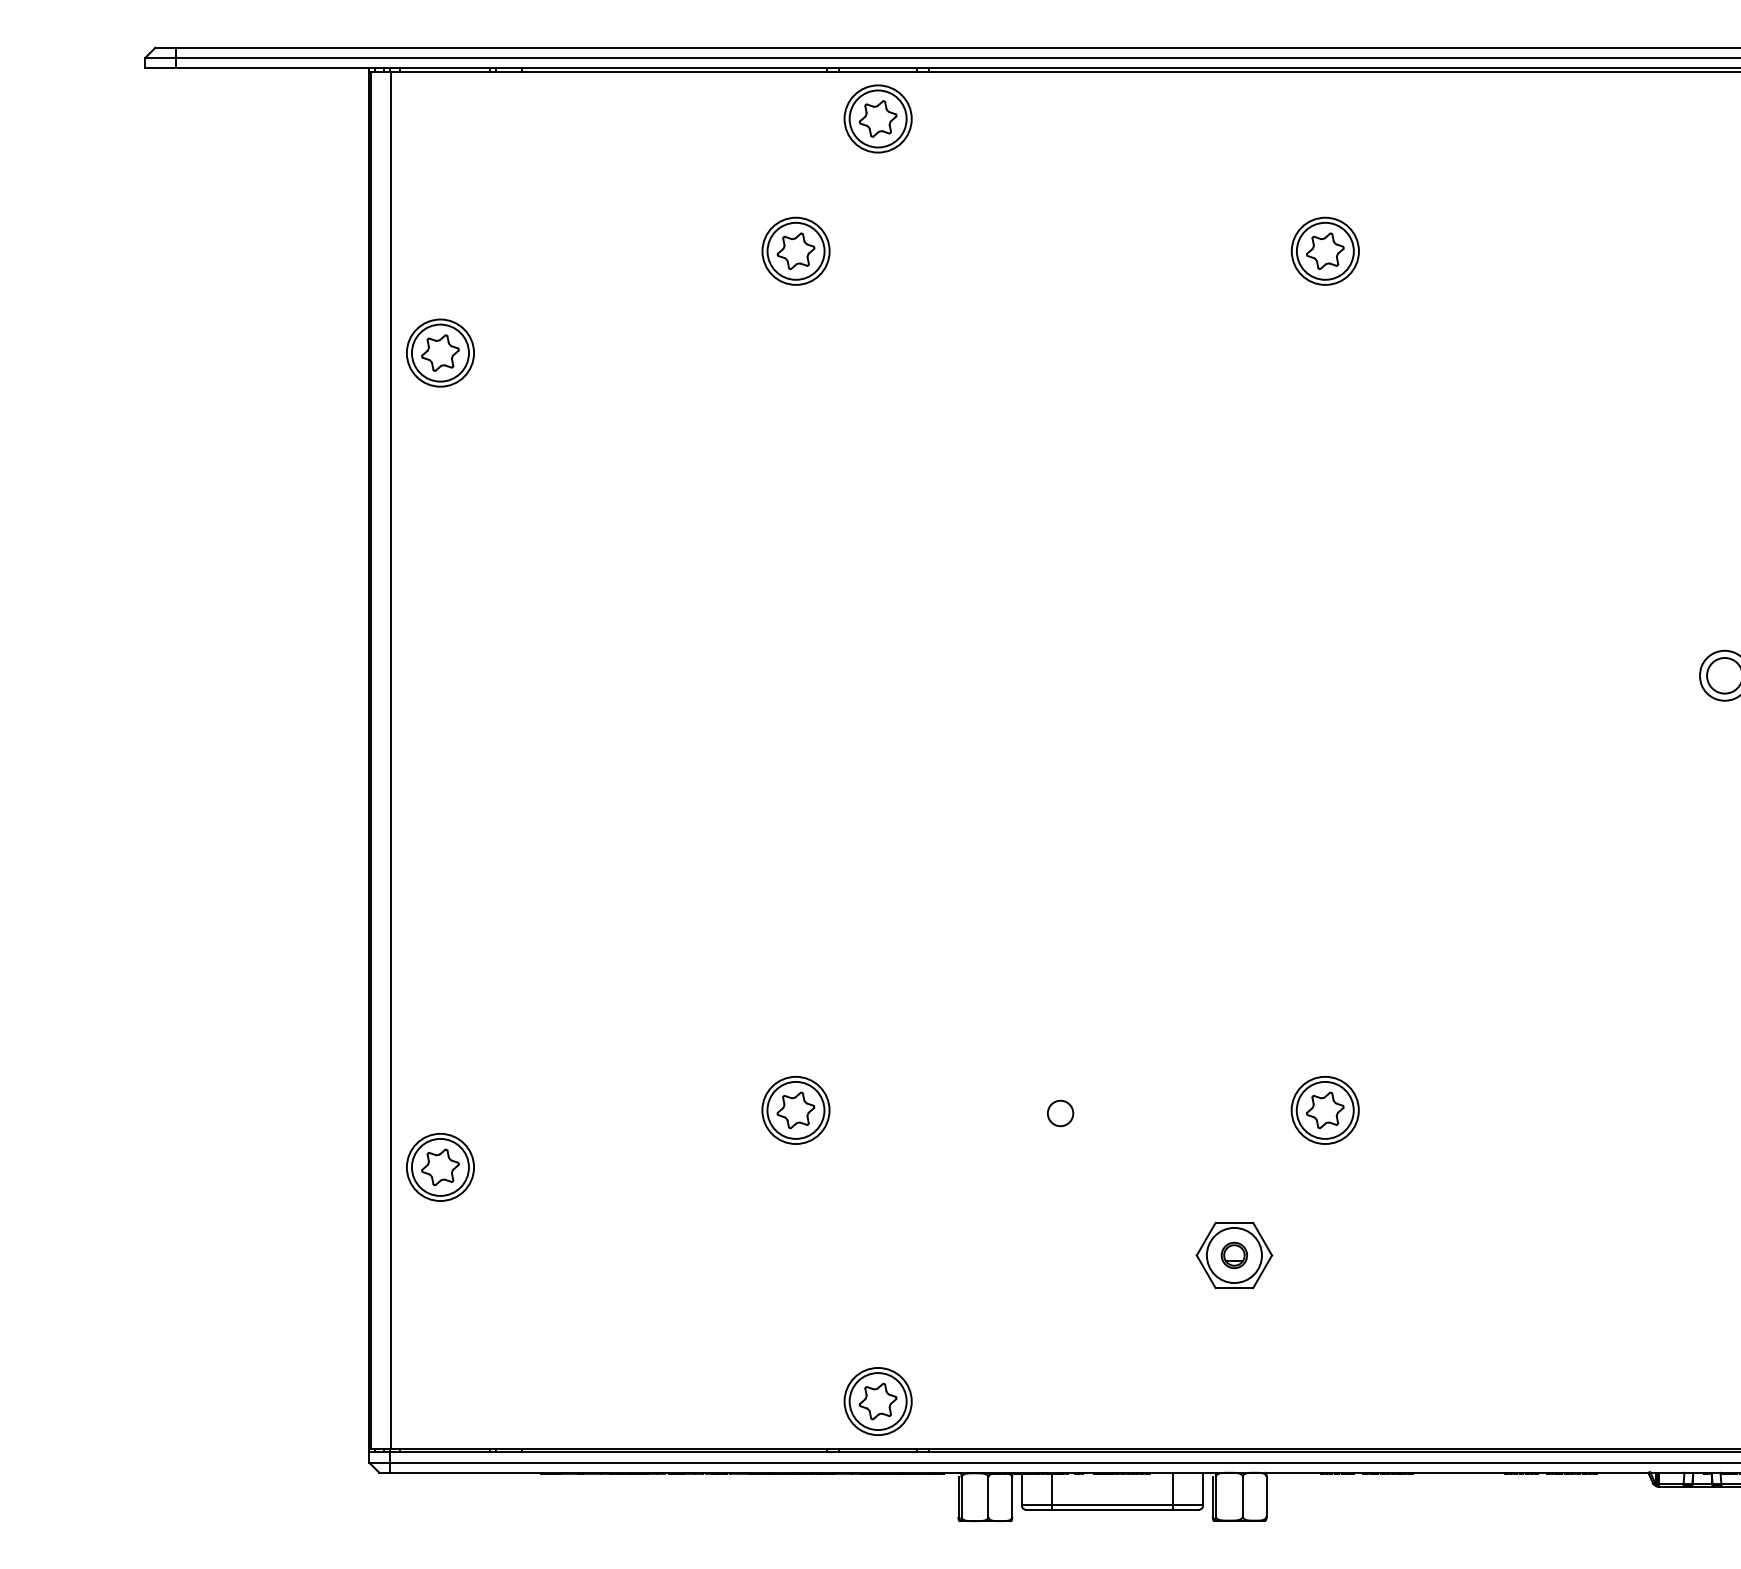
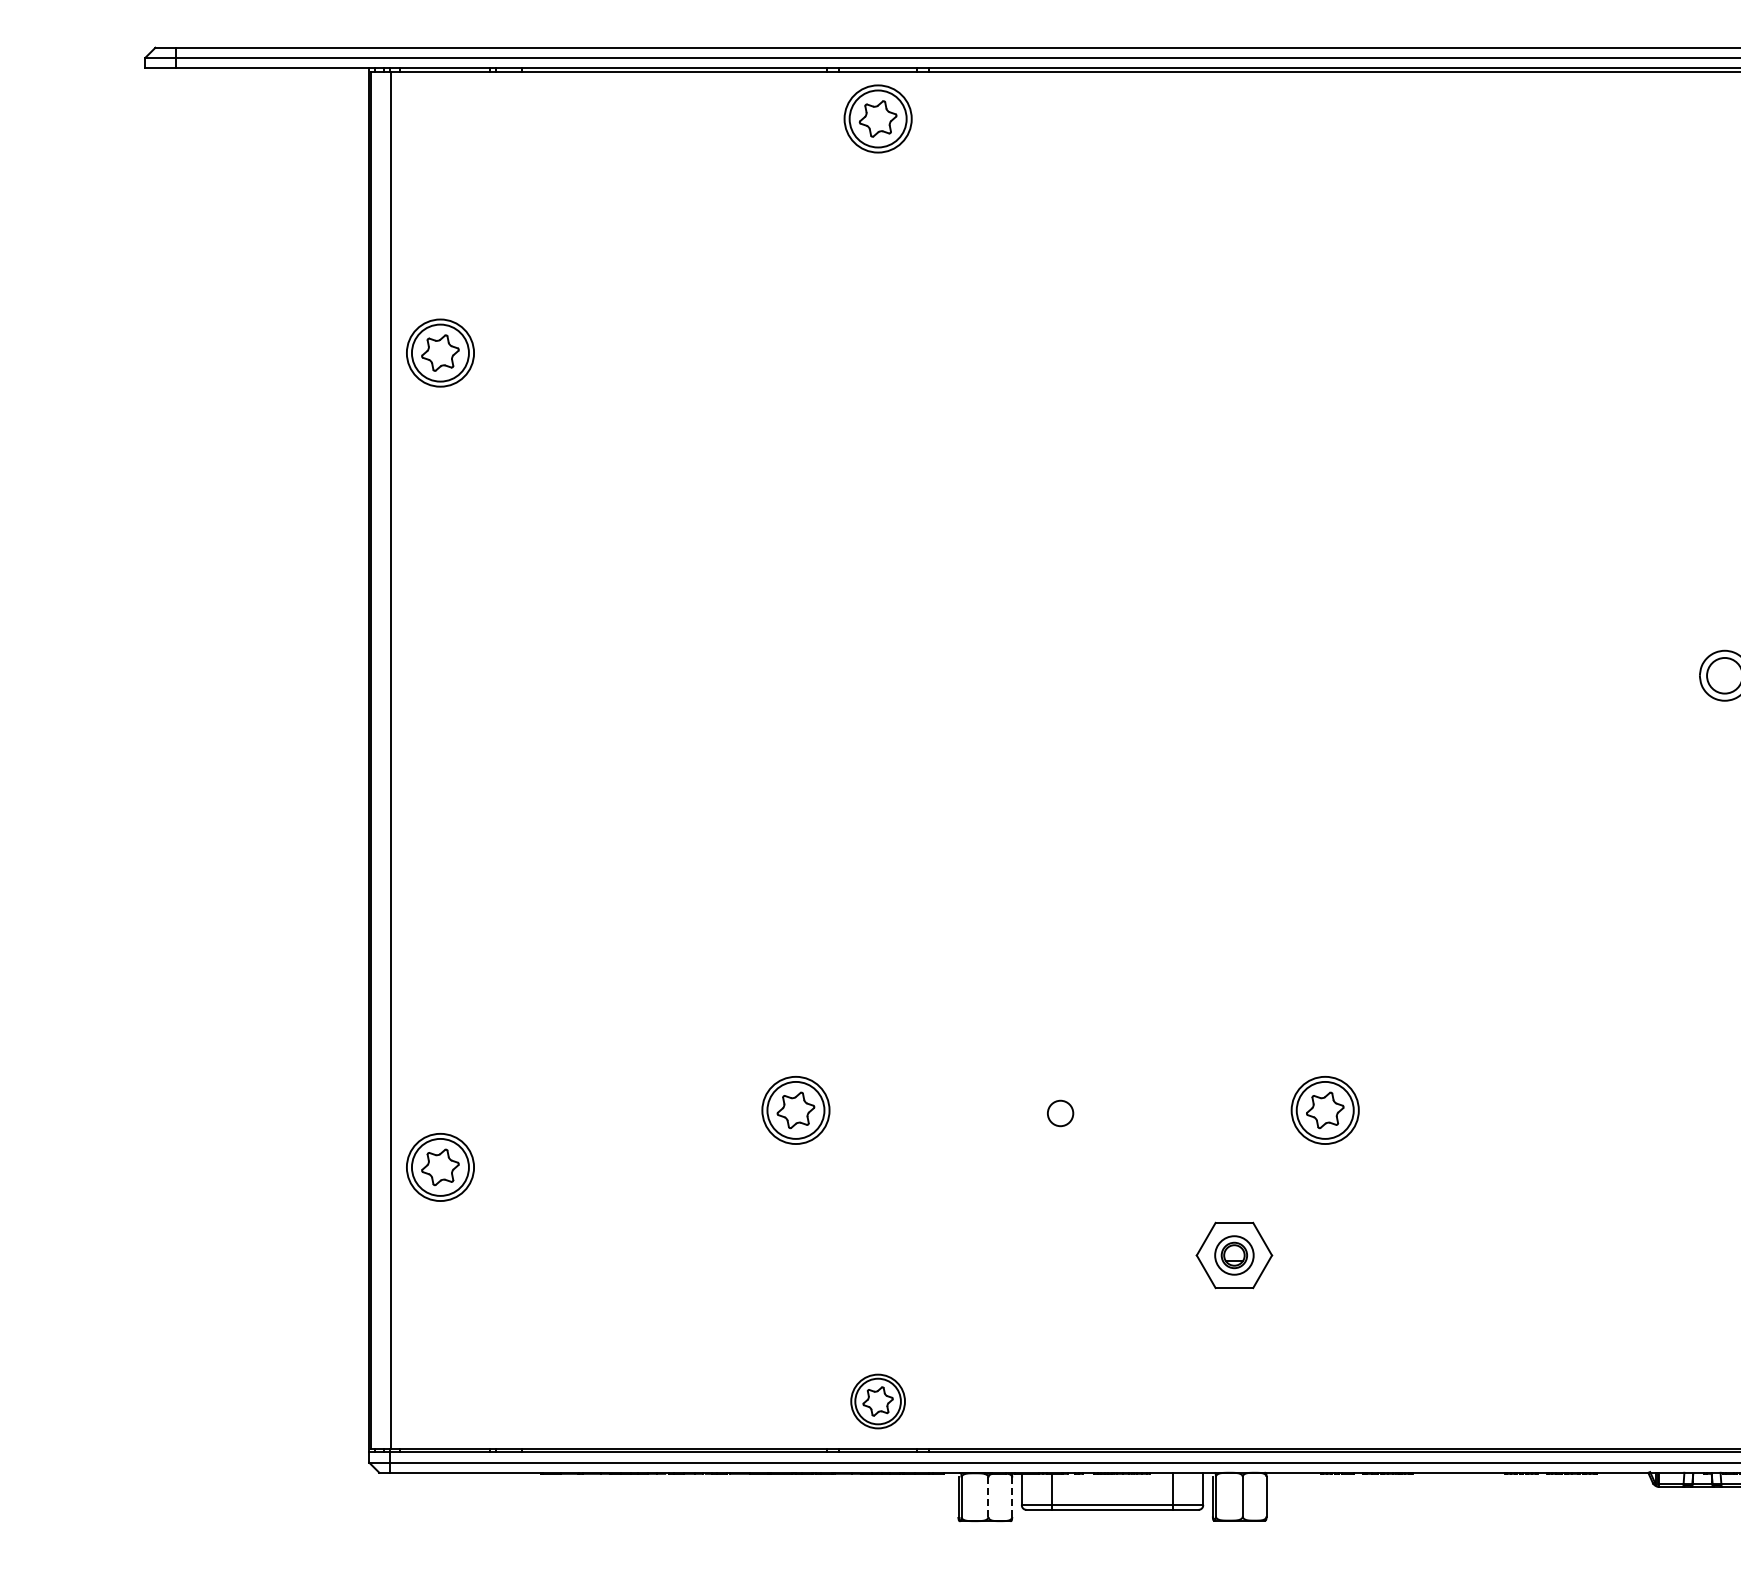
part: present -> none (795, 250)
part: present -> none (1324, 250)
circle diameter: 55 px -> 39 px (1234, 1255)
part size: 70x69 px -> 56x57 px (877, 1401)
line: solid -> dashed (988, 1497)
line: solid -> dashed (1012, 1497)
